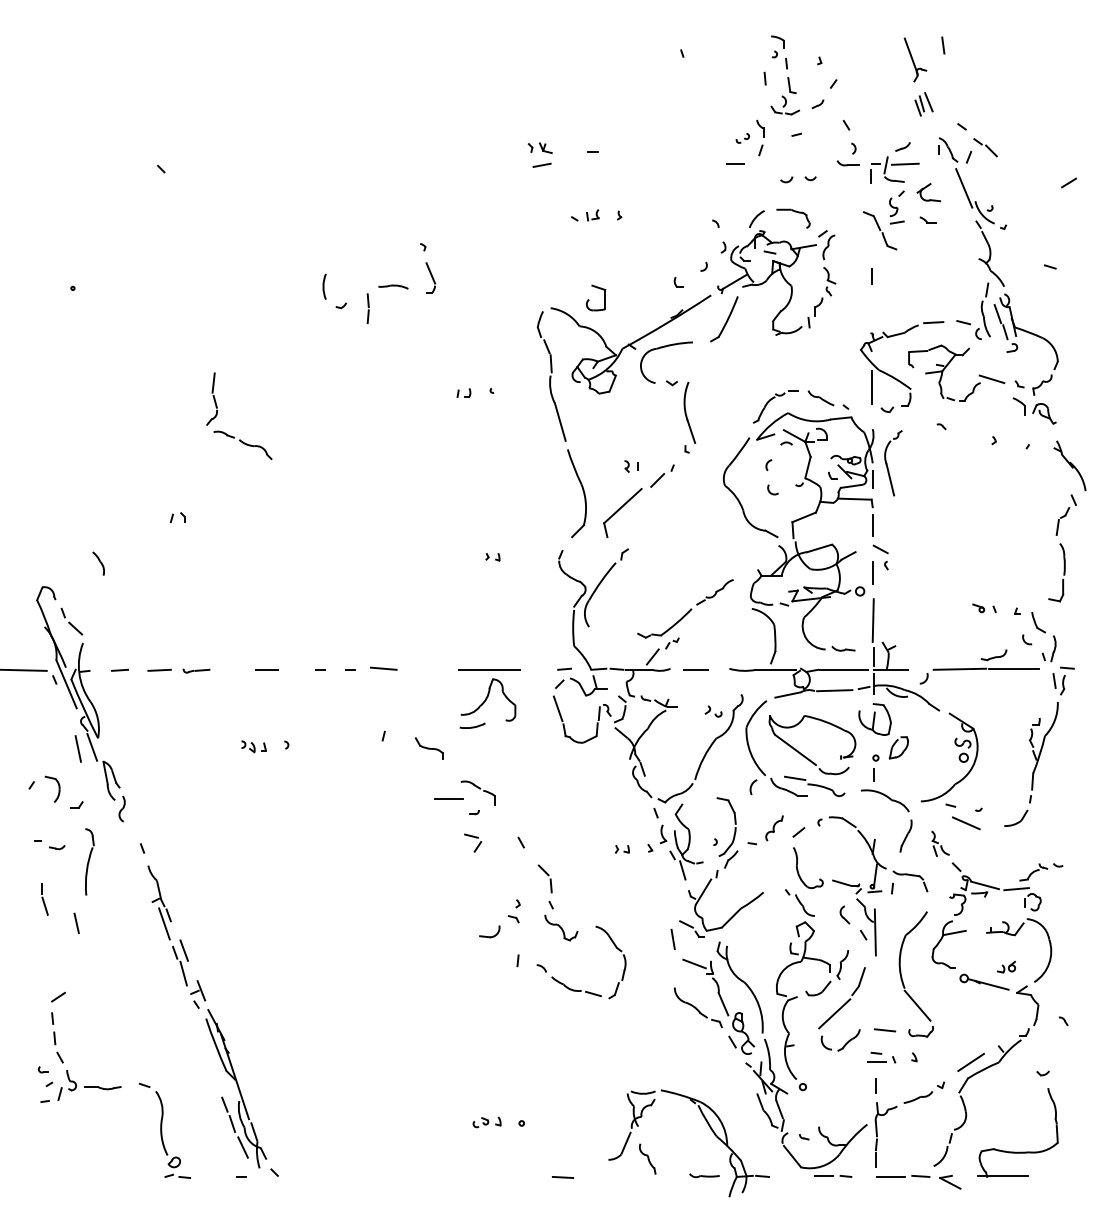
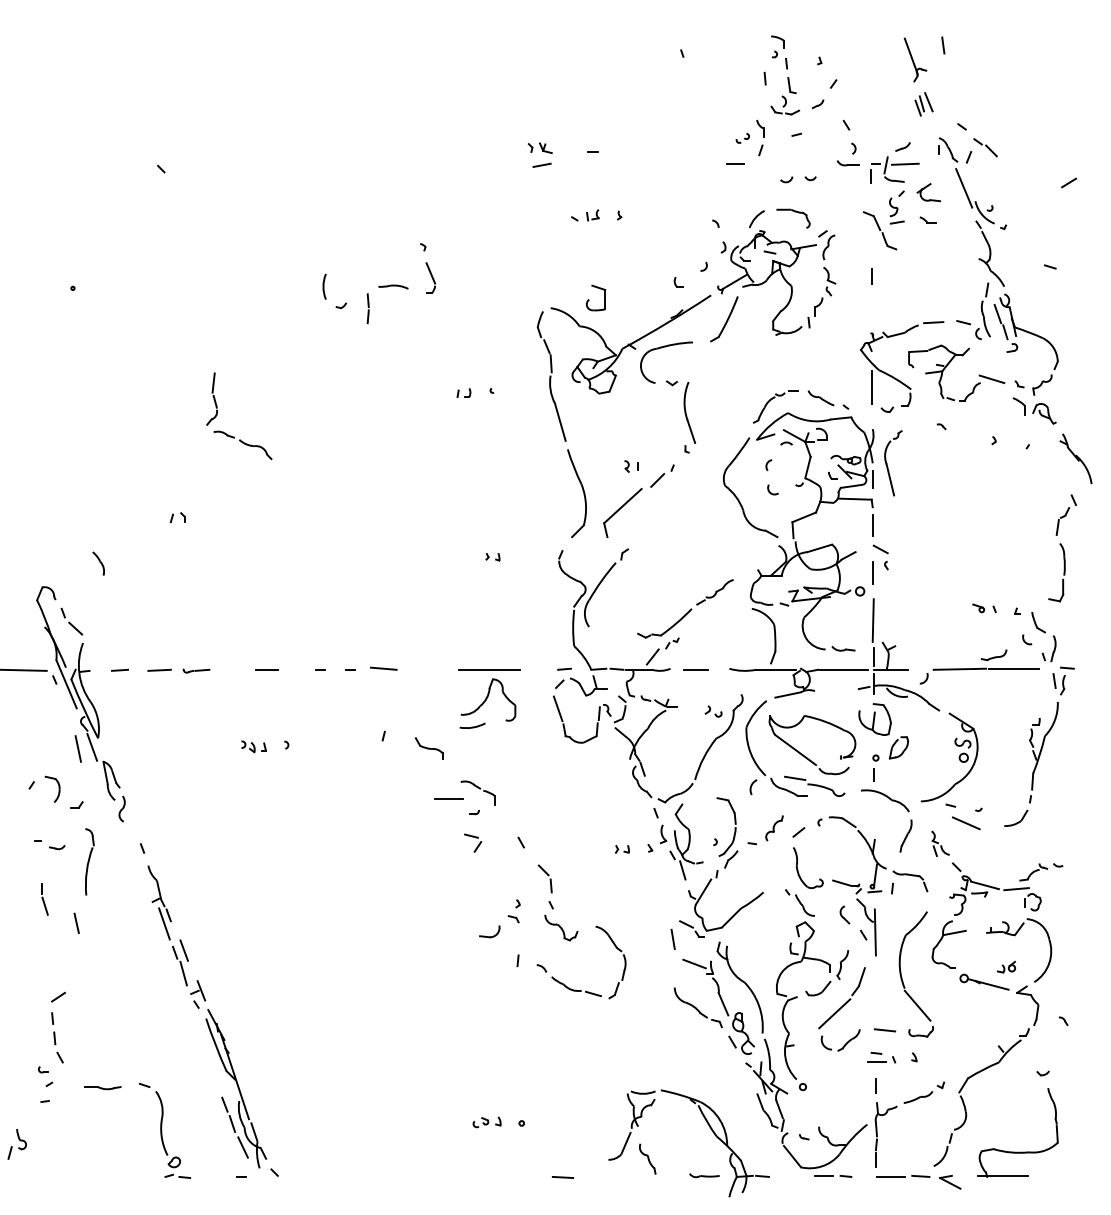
part position: (1069, 465) -> (1075, 458) (1075, 458)
line: present -> none (834, 690)
line: present -> none (970, 1062)
part position: (66, 1085) -> (16, 1144) (16, 1144)
